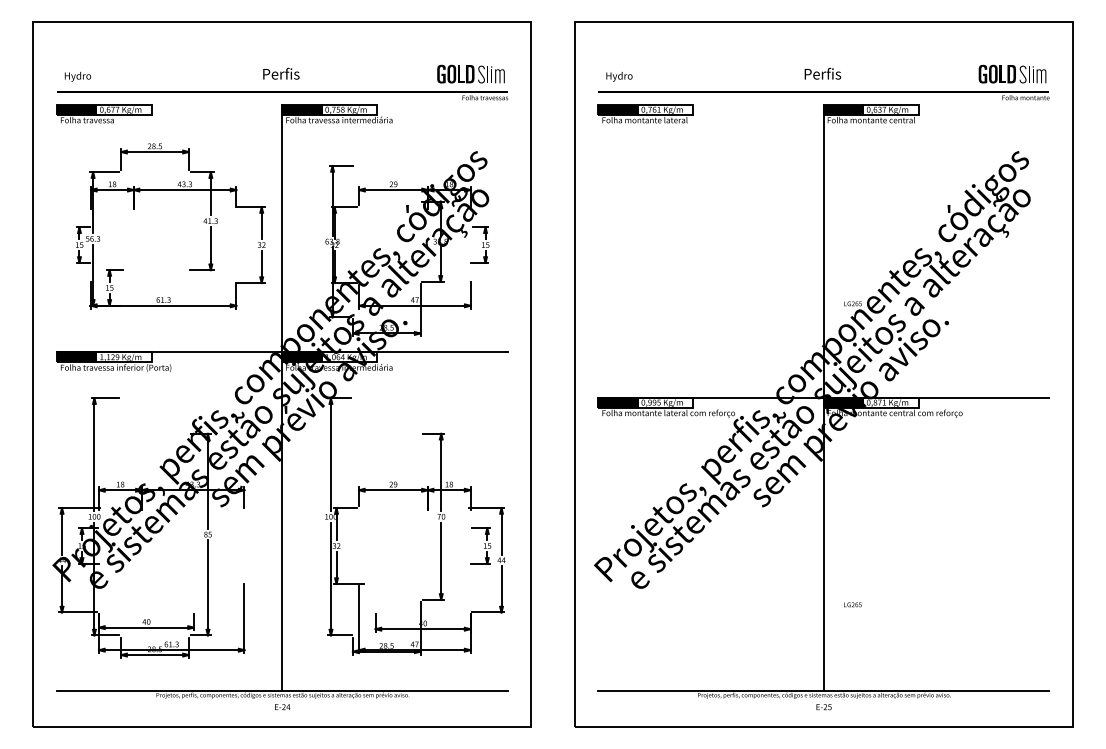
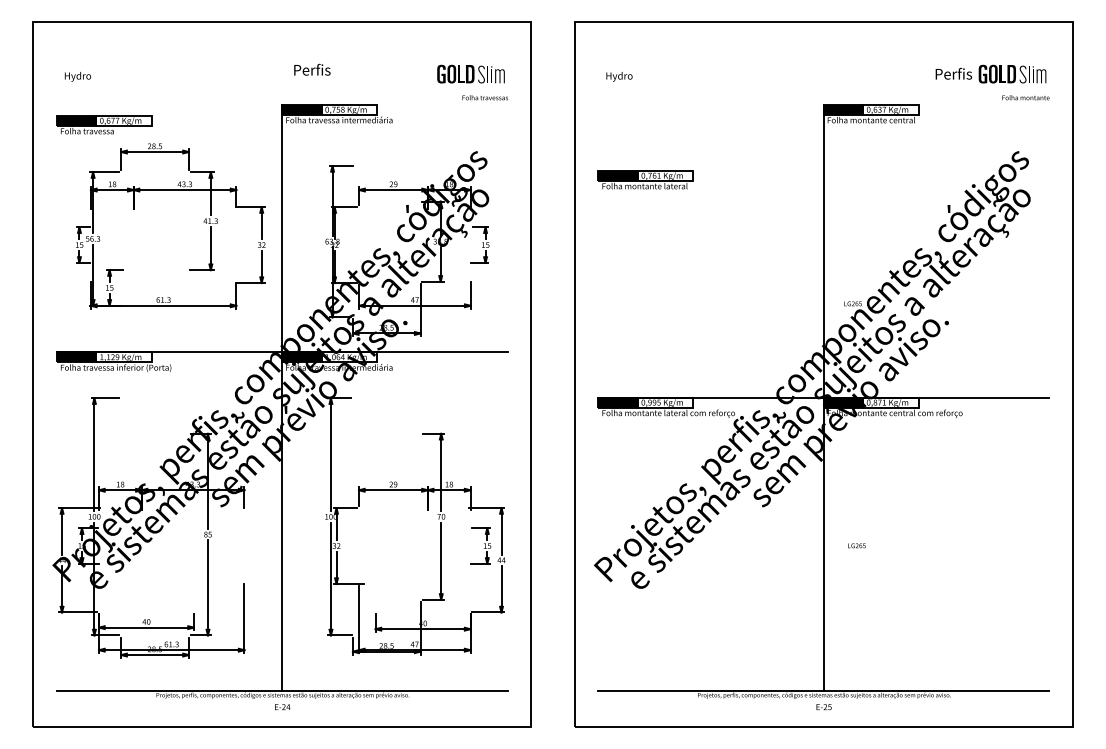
text position: (281, 73) -> (312, 69) (312, 69)
text position: (822, 73) -> (953, 73) (953, 73)
fill: present -> none (281, 91)
fill: present -> none (823, 91)
part position: (104, 113) -> (104, 124) (104, 124)
part position: (645, 113) -> (645, 179) (645, 179)
text position: (852, 604) -> (856, 545) (856, 545)
